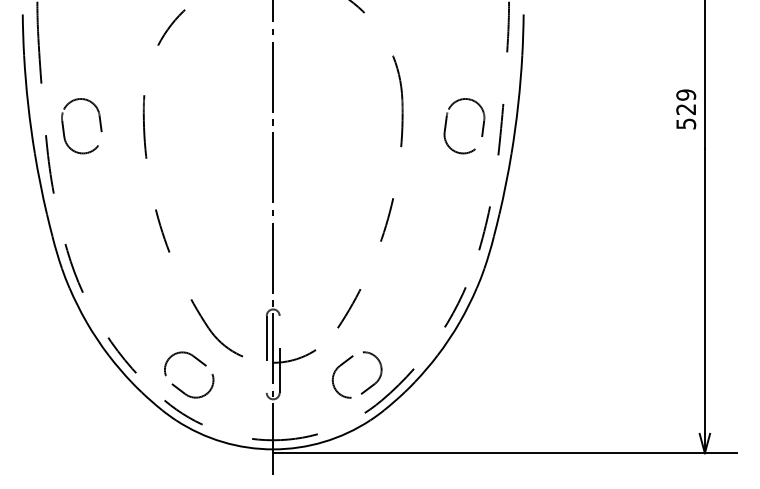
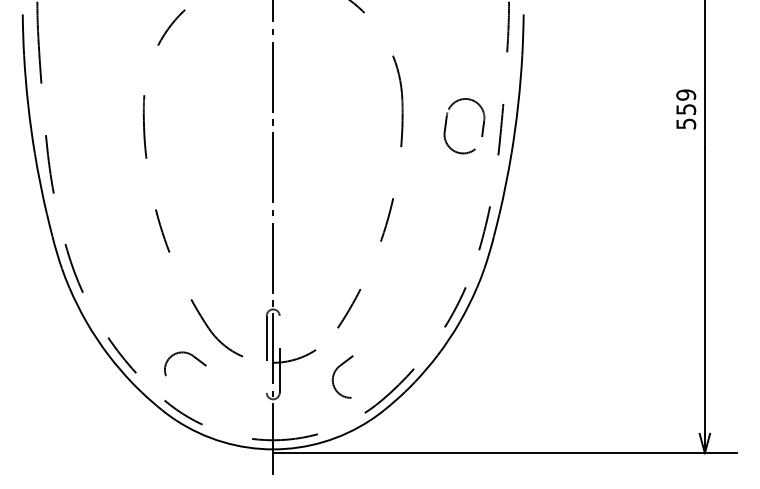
text: 529 -> 559 (686, 109)
part: present -> none (64, 128)
part: present -> none (379, 375)
part: present -> none (186, 393)
